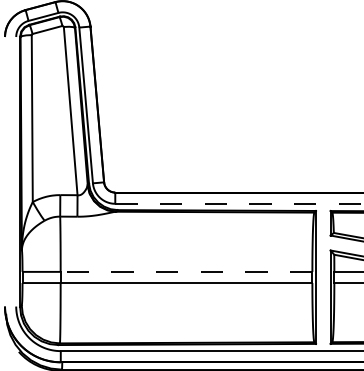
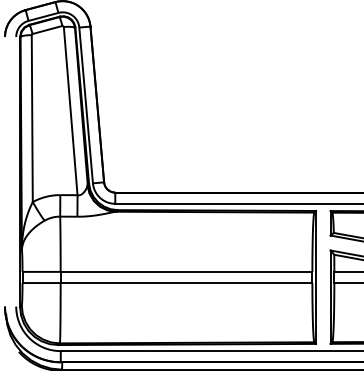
line: dashed -> solid (239, 203)
line: dashed -> solid (186, 271)
